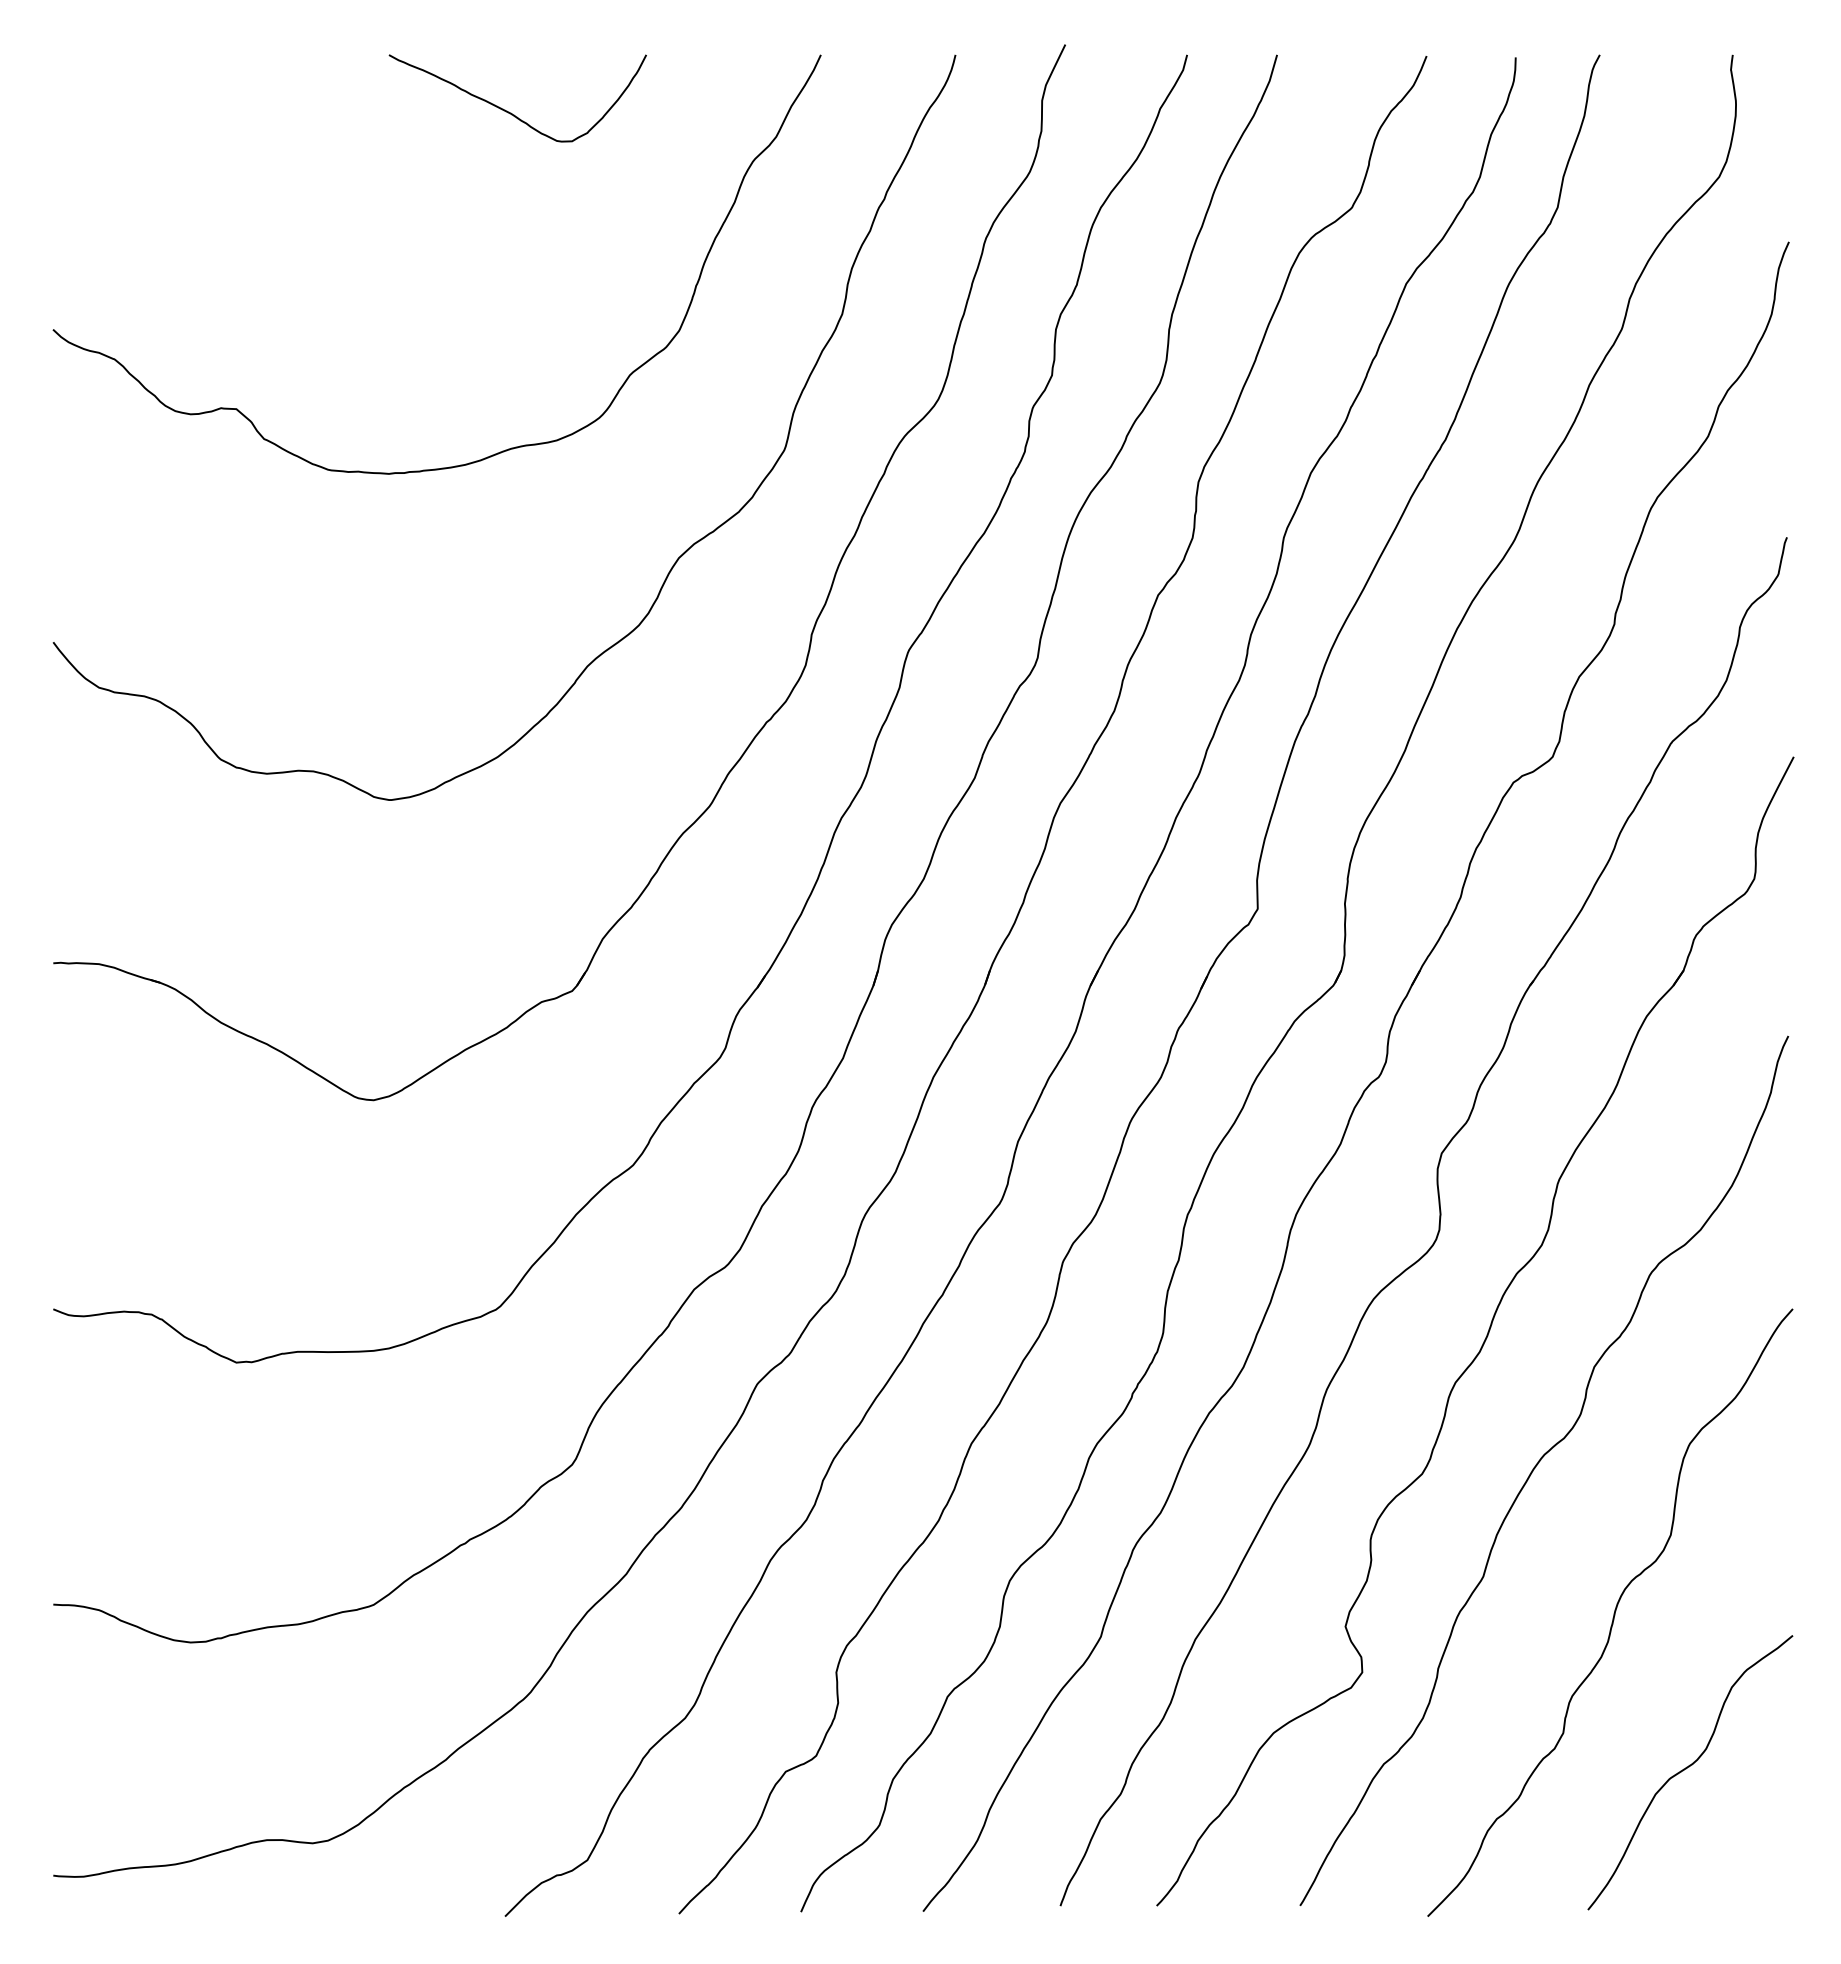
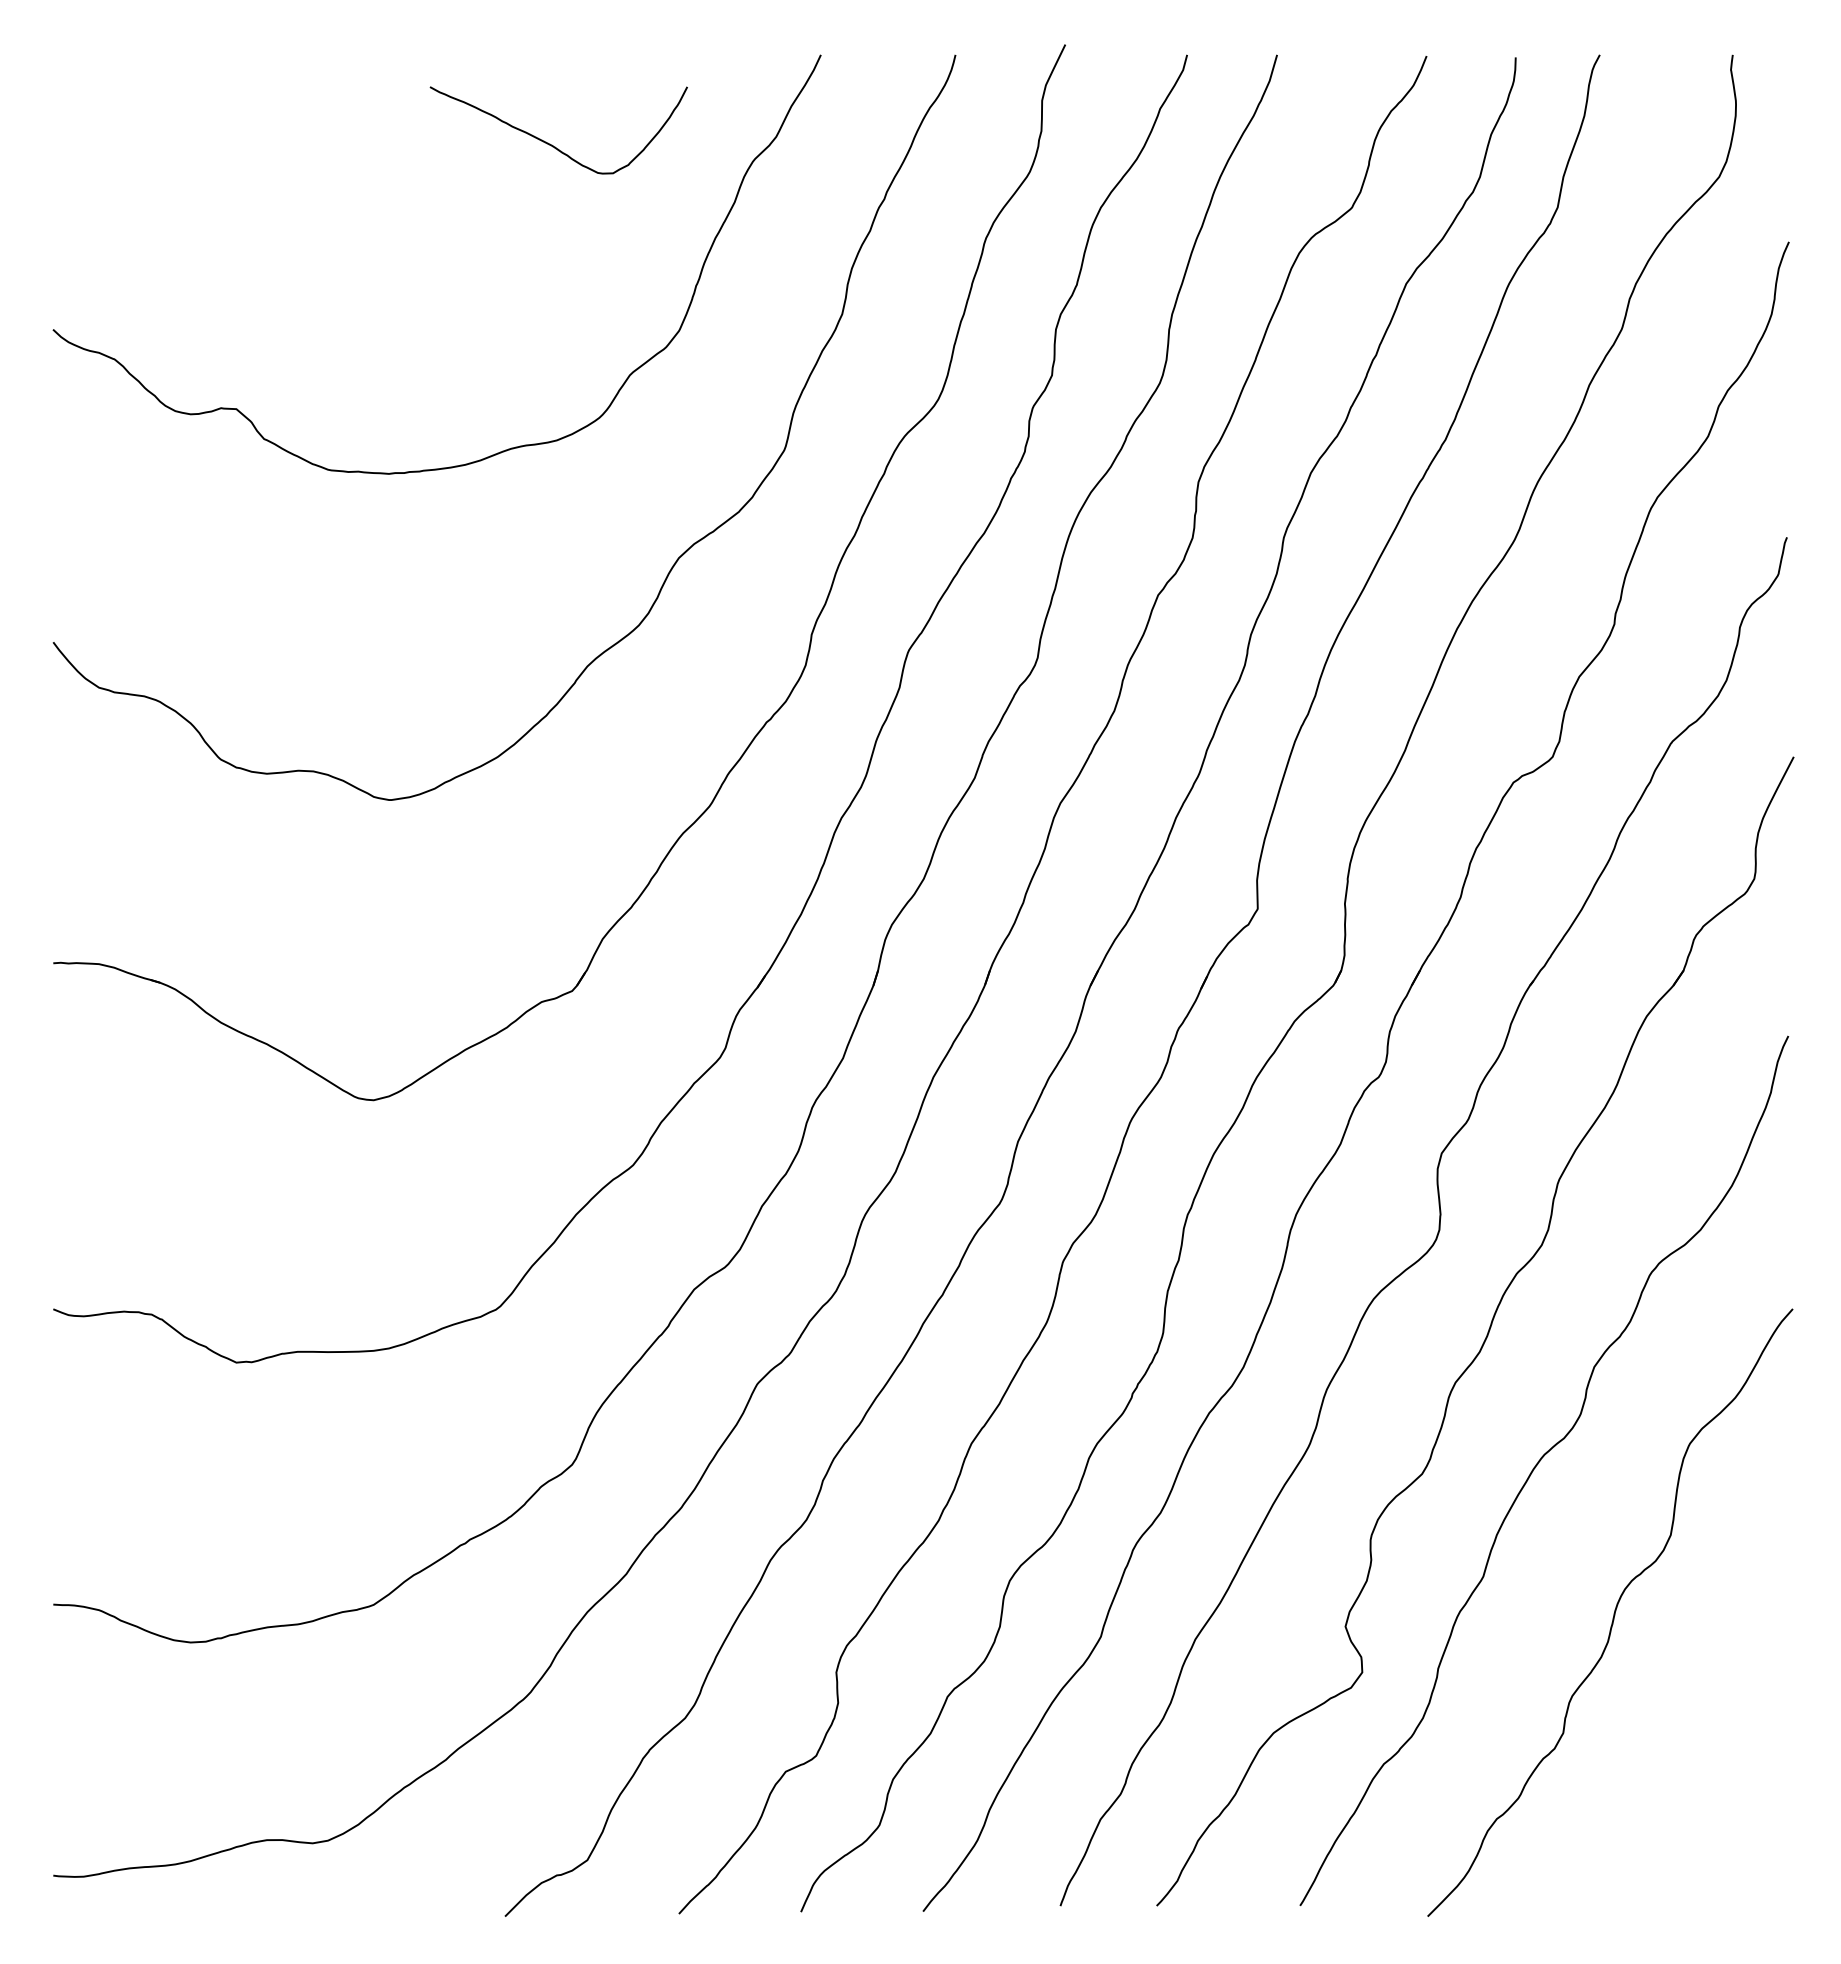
curve position: (511, 112) -> (552, 144) (552, 144)
curve: present -> none (1687, 1768)
